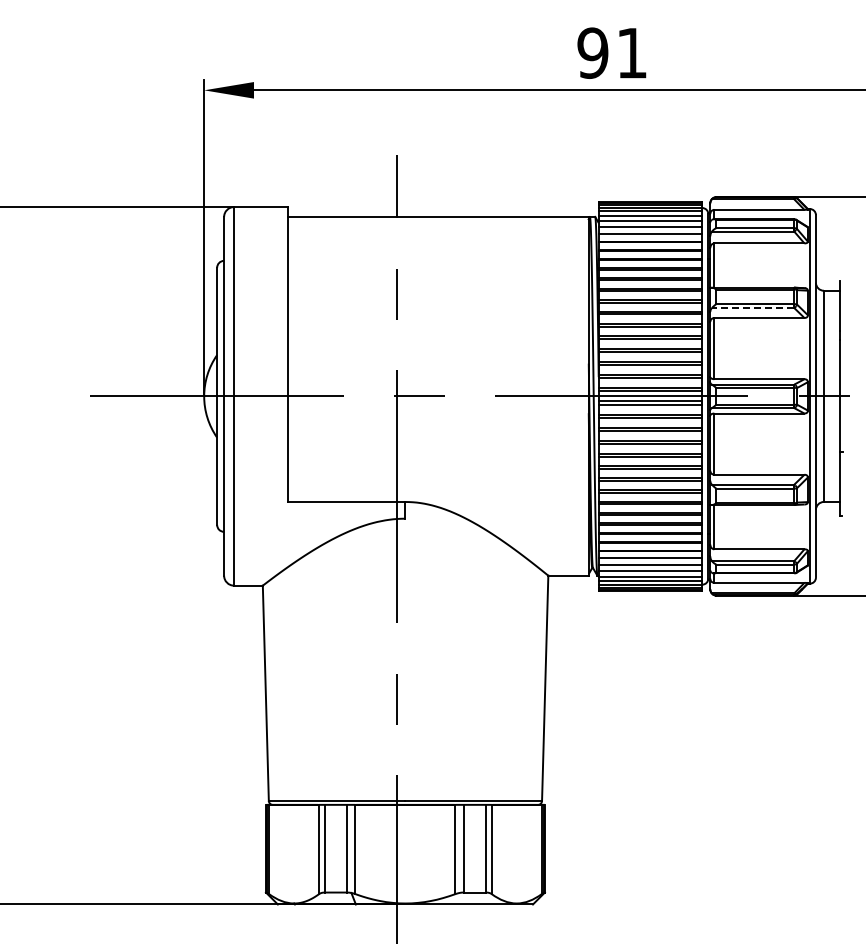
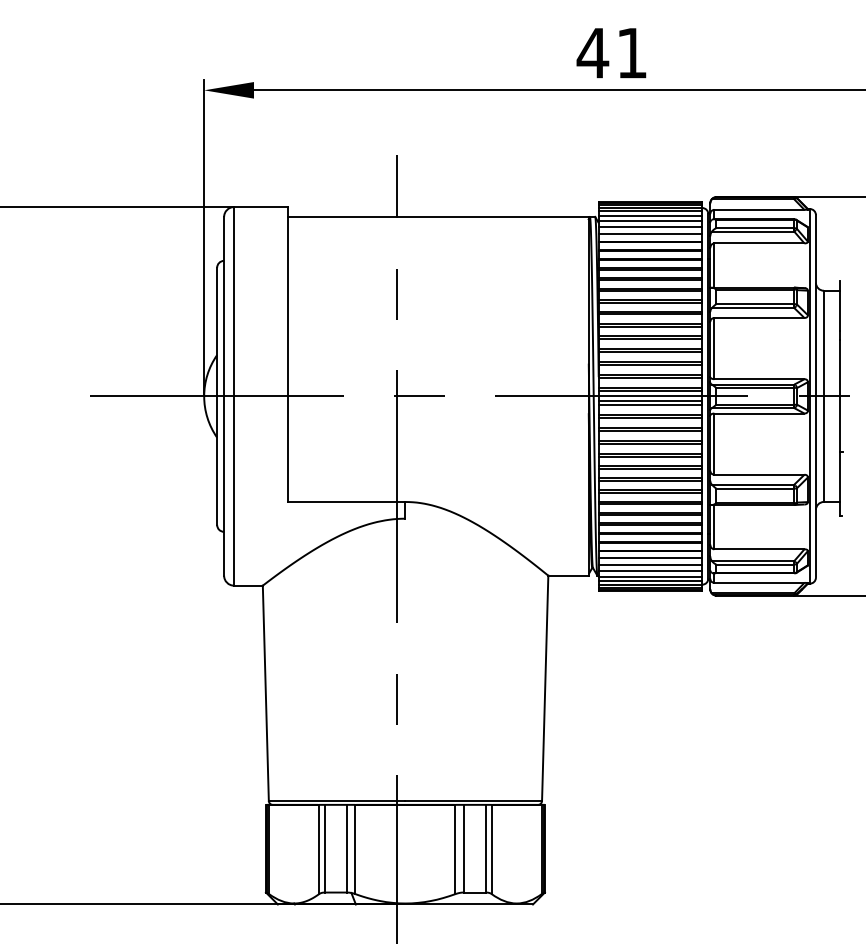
text: 91 -> 41 (592, 52)
line: dashed -> solid (752, 308)
